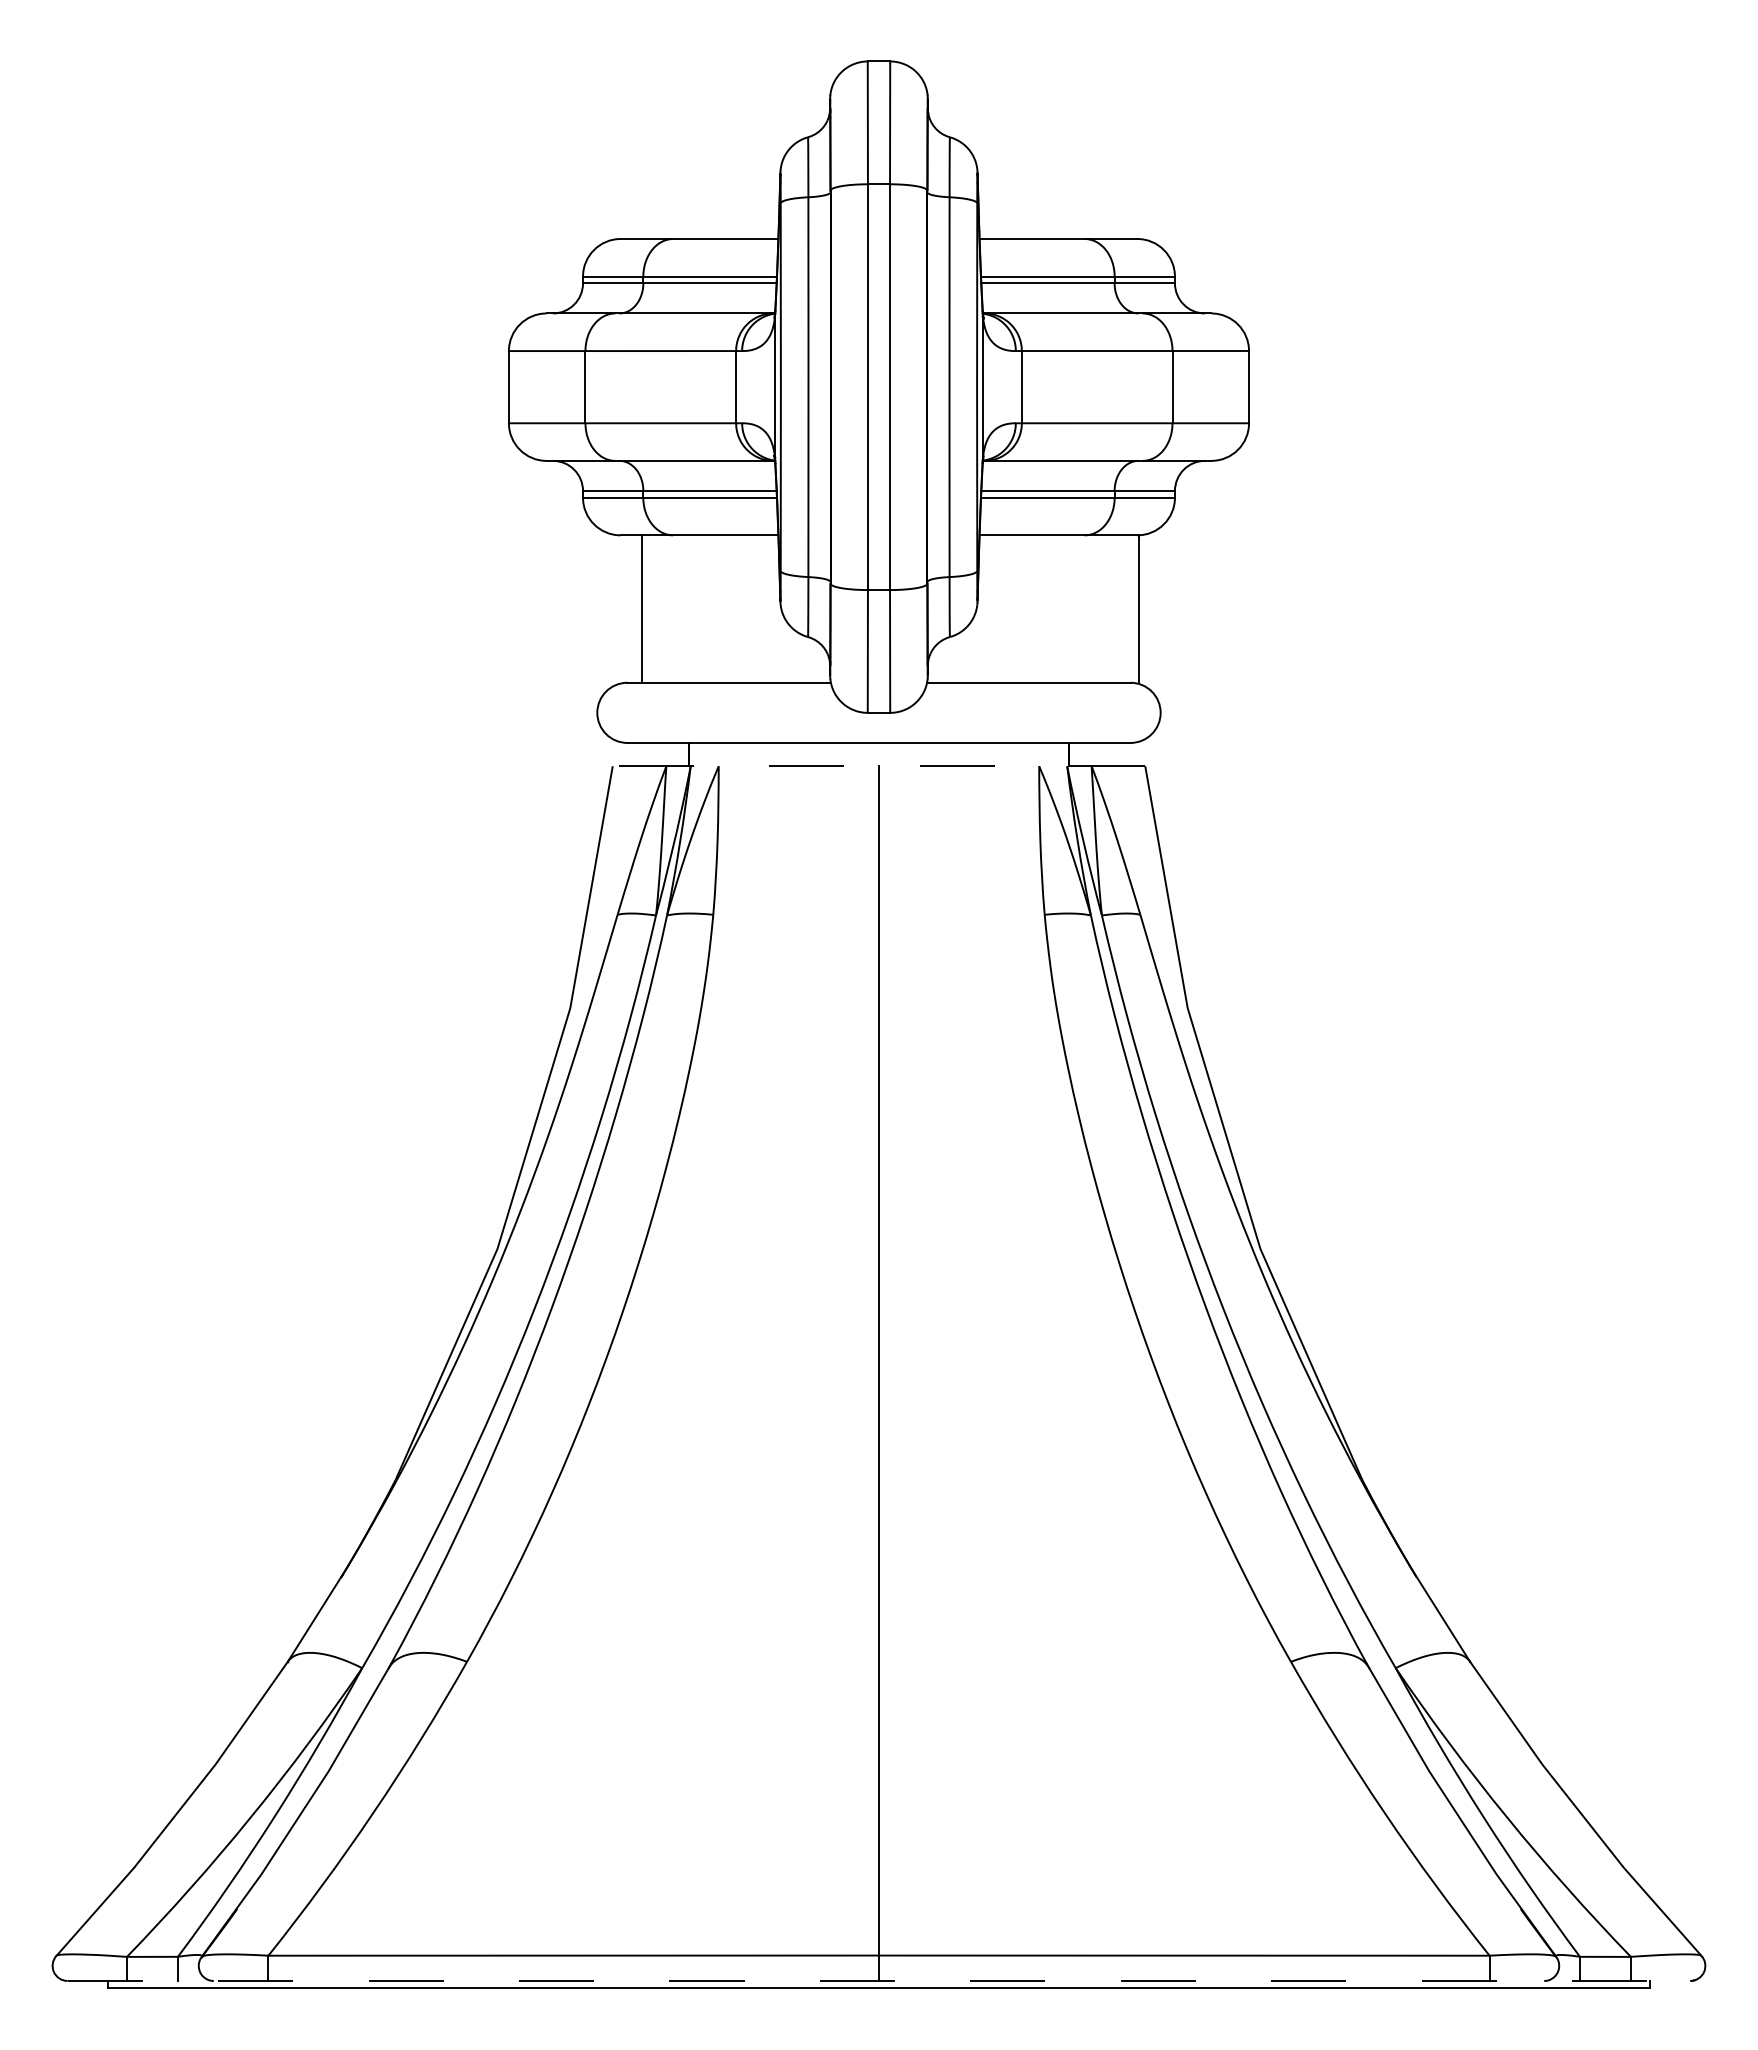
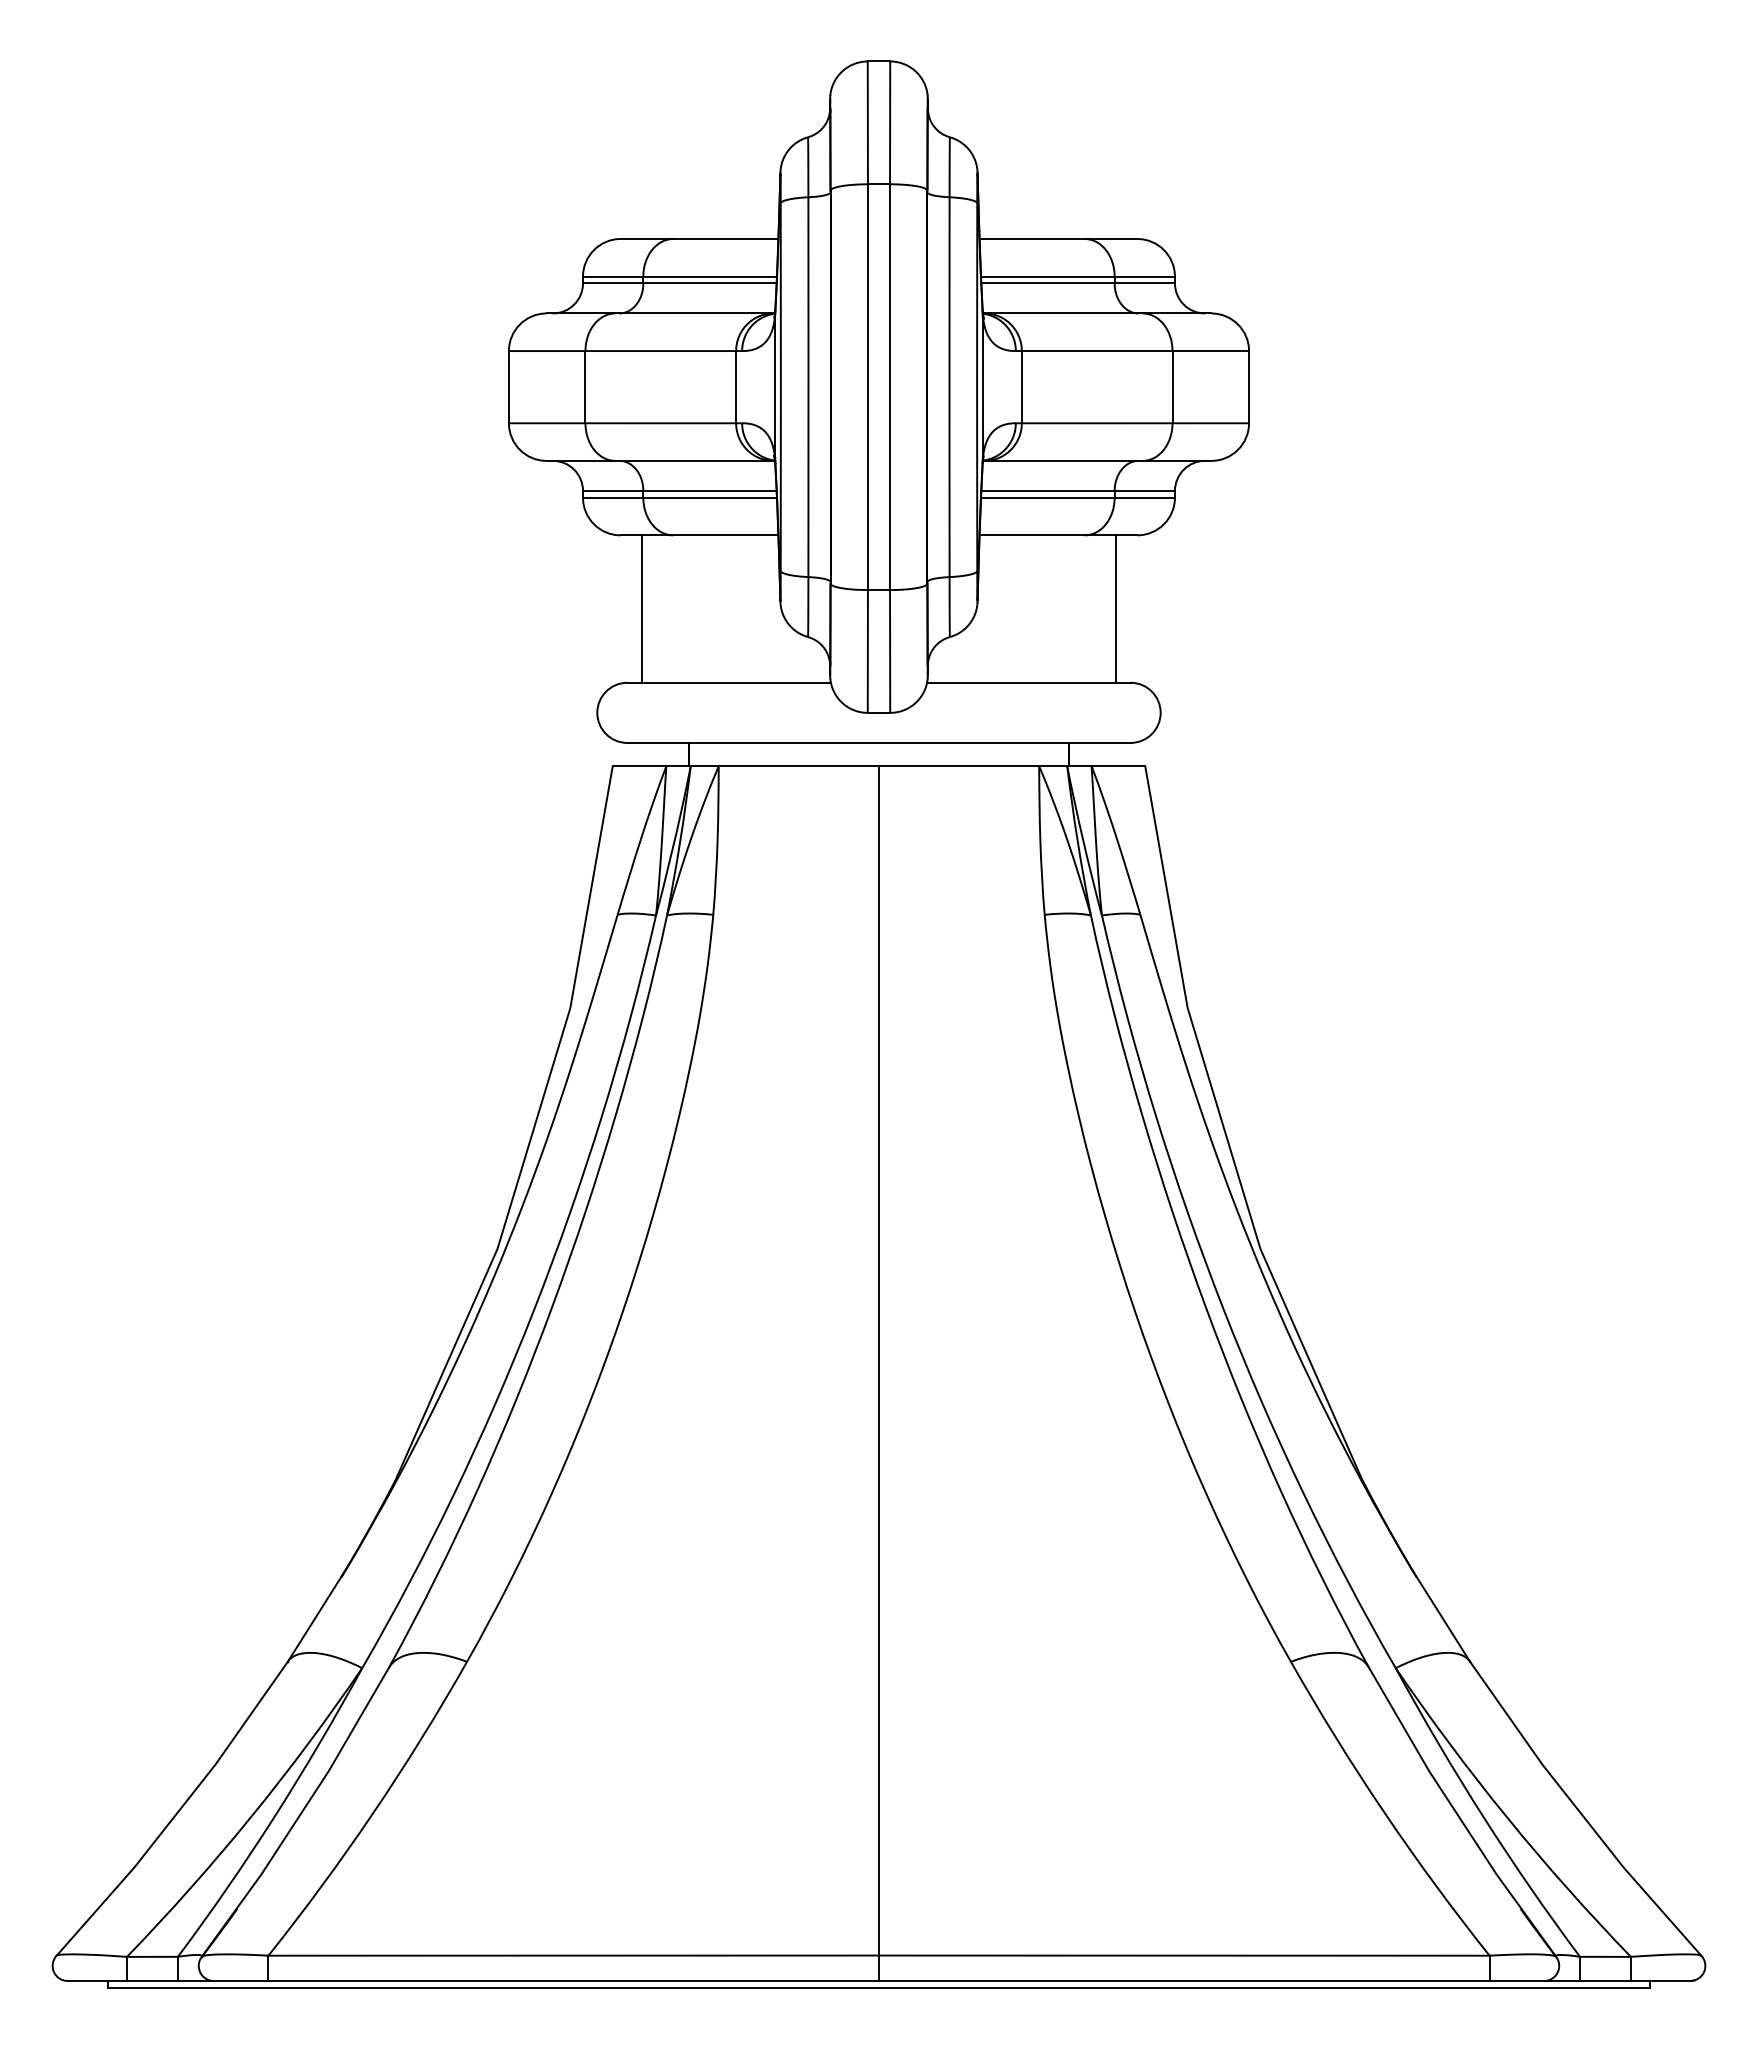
line position: (1138, 608) -> (1115, 608) (1115, 608)
line: dashed -> solid (878, 766)
line: dashed -> solid (879, 1980)
